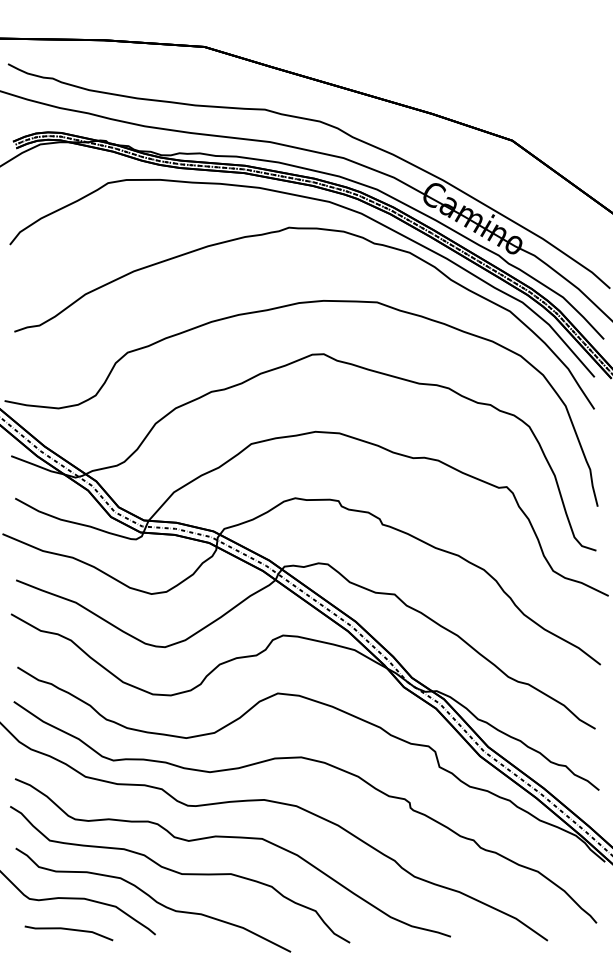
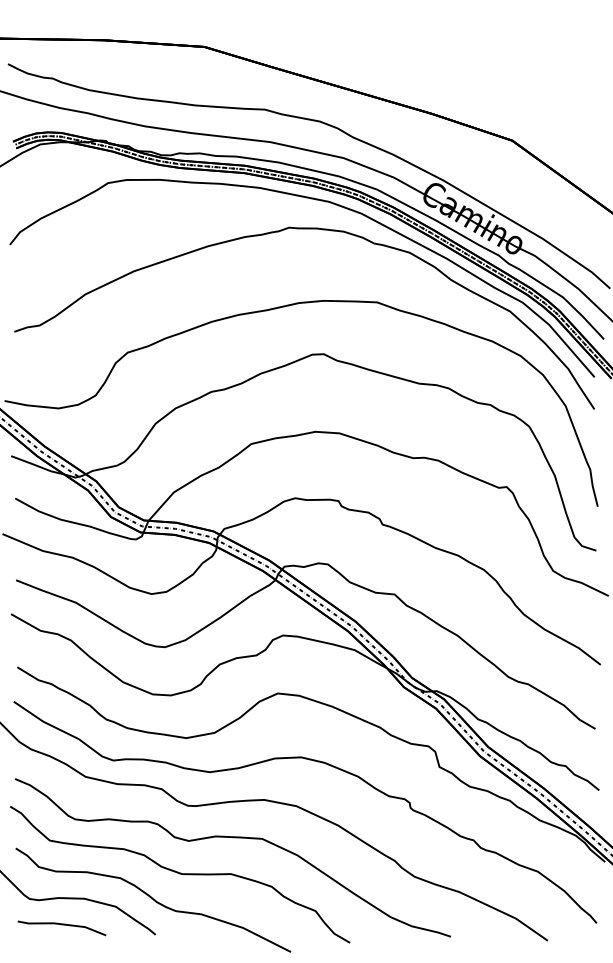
line position: (68, 930) -> (61, 925) (61, 925)
